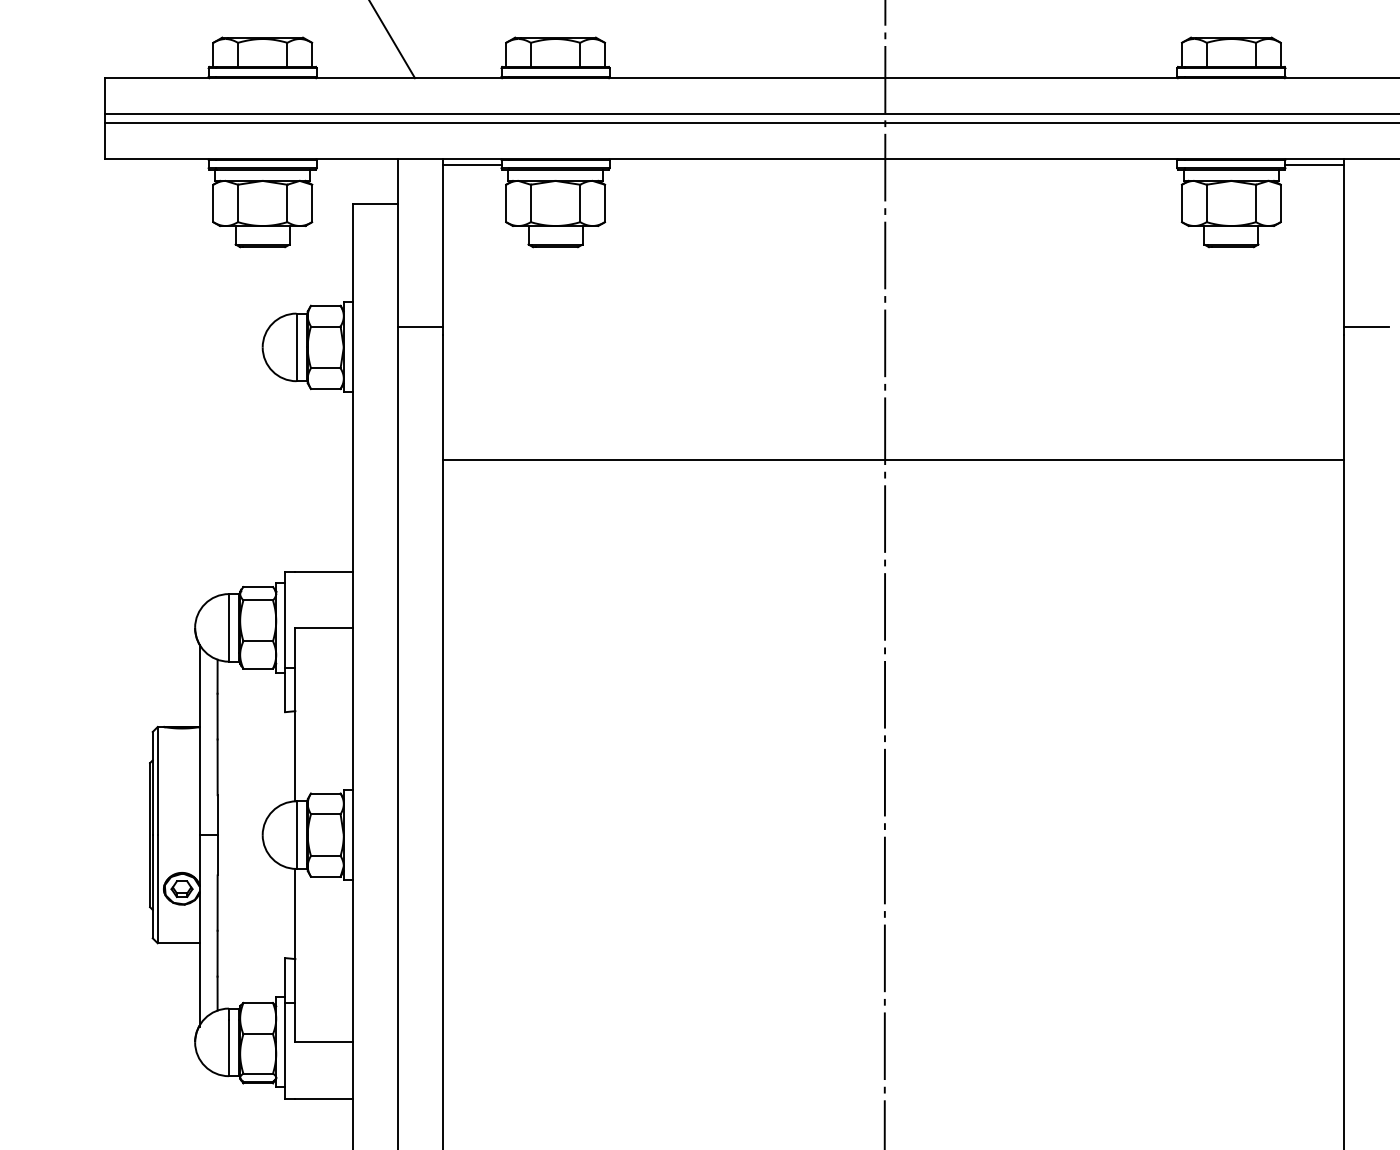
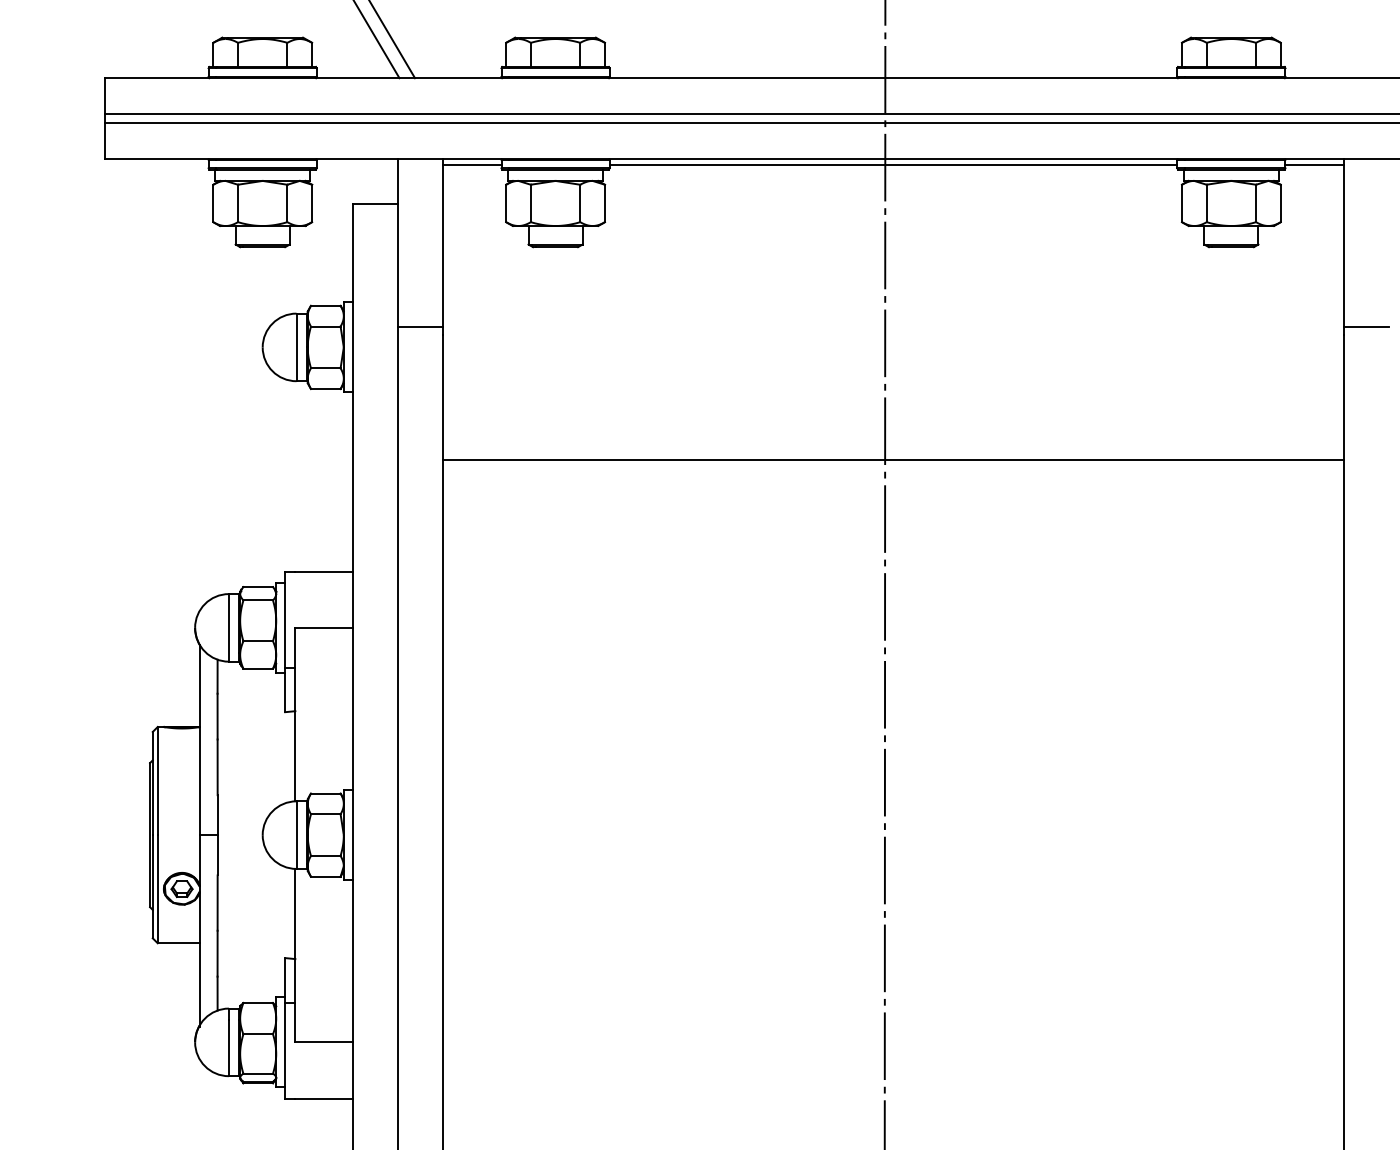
line: none -> present (376, 40)
line: none -> present (893, 164)
